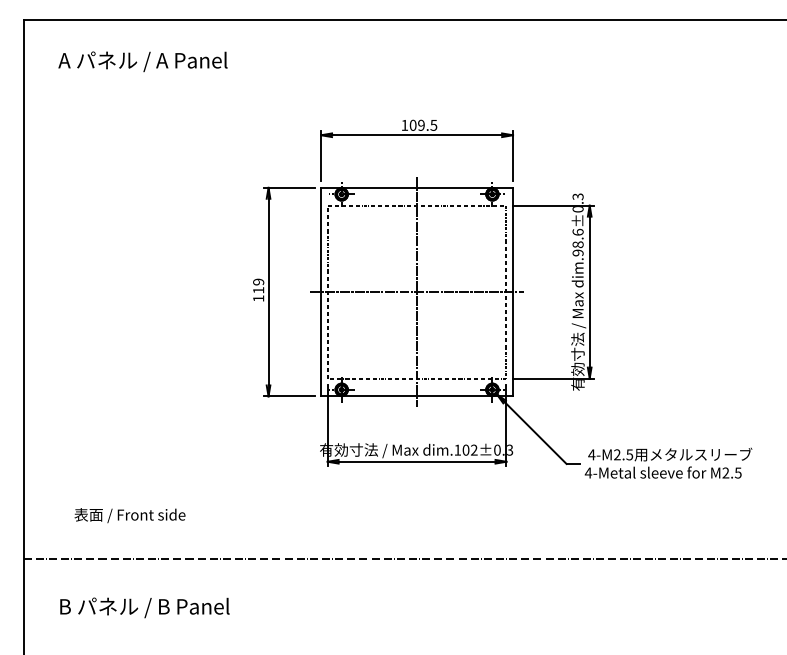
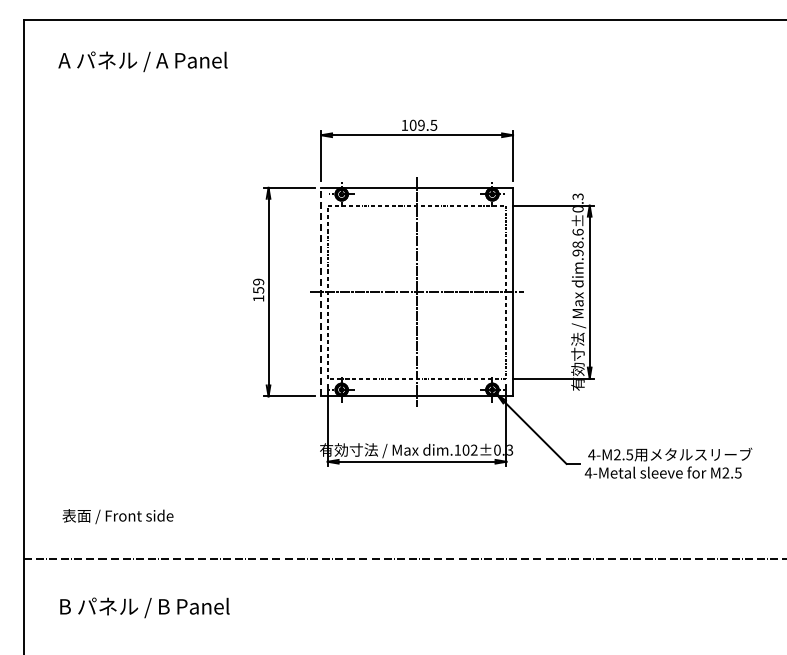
text: 119 -> 159 (258, 290)
line: solid -> dashed (321, 291)
text position: (129, 515) -> (117, 516) (117, 516)
